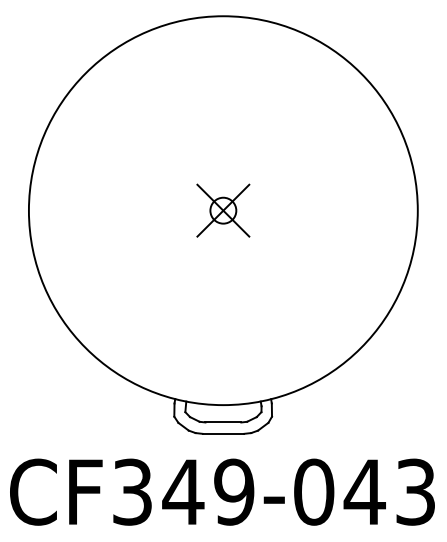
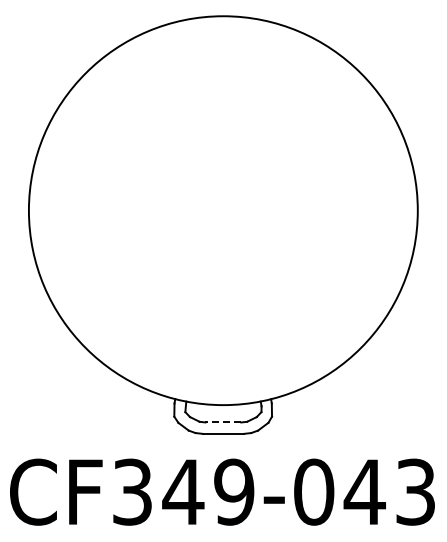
part: present -> none (223, 210)
line: solid -> dashed (223, 422)
